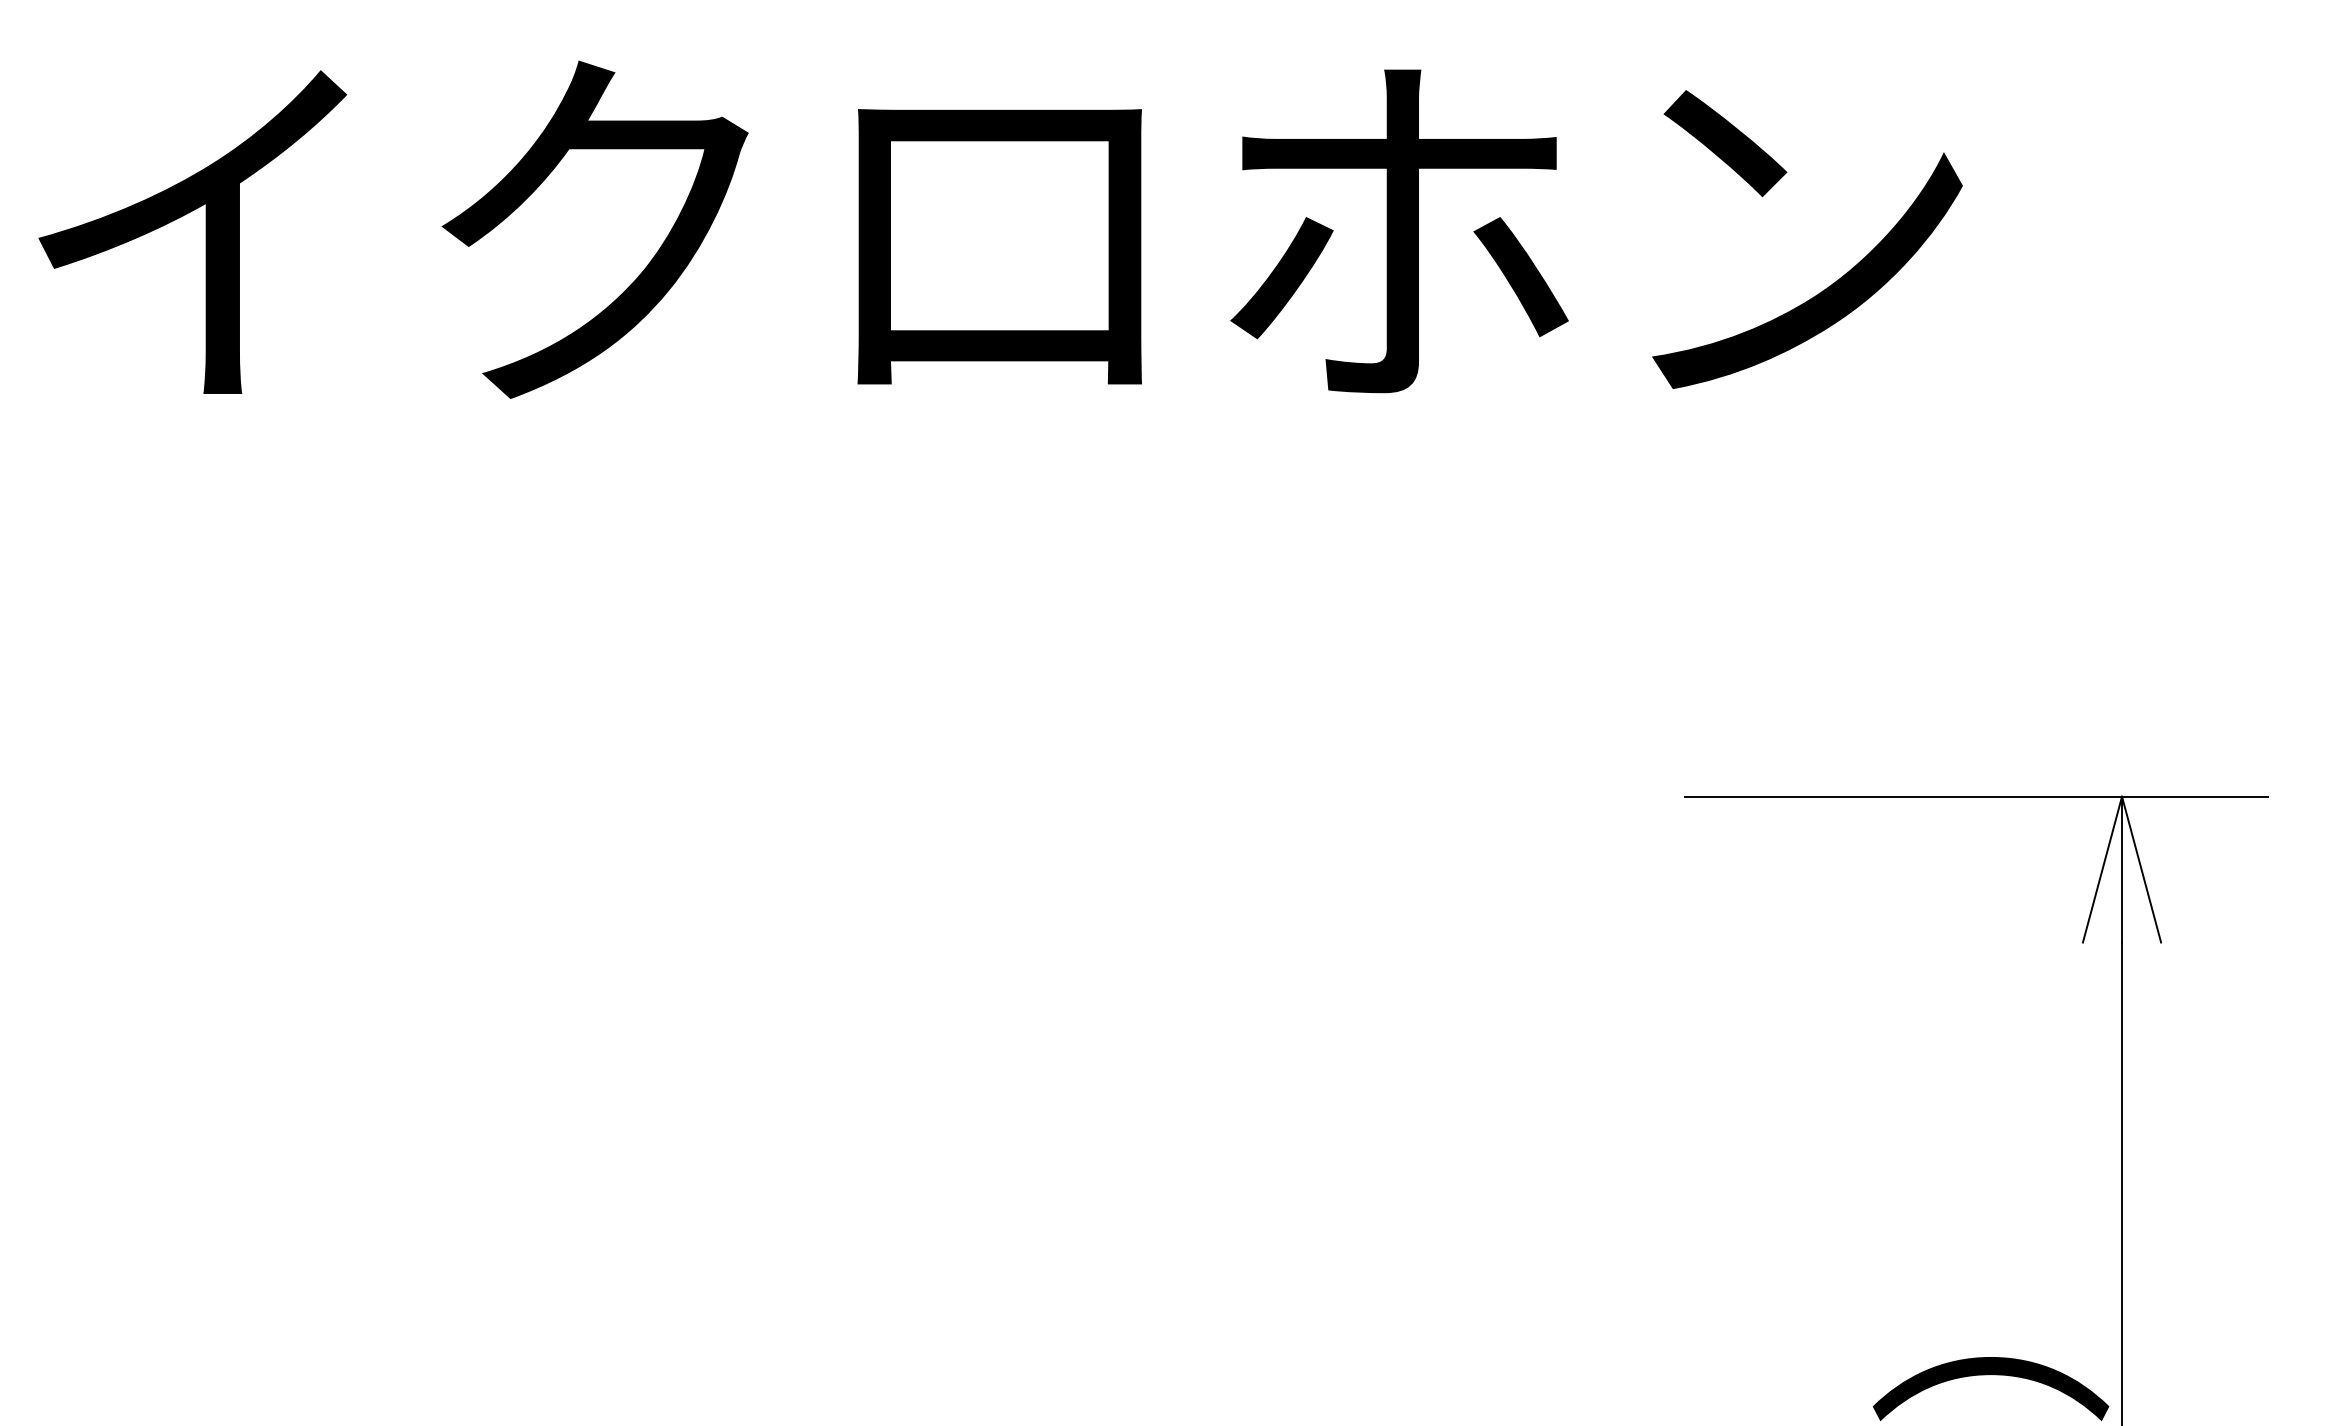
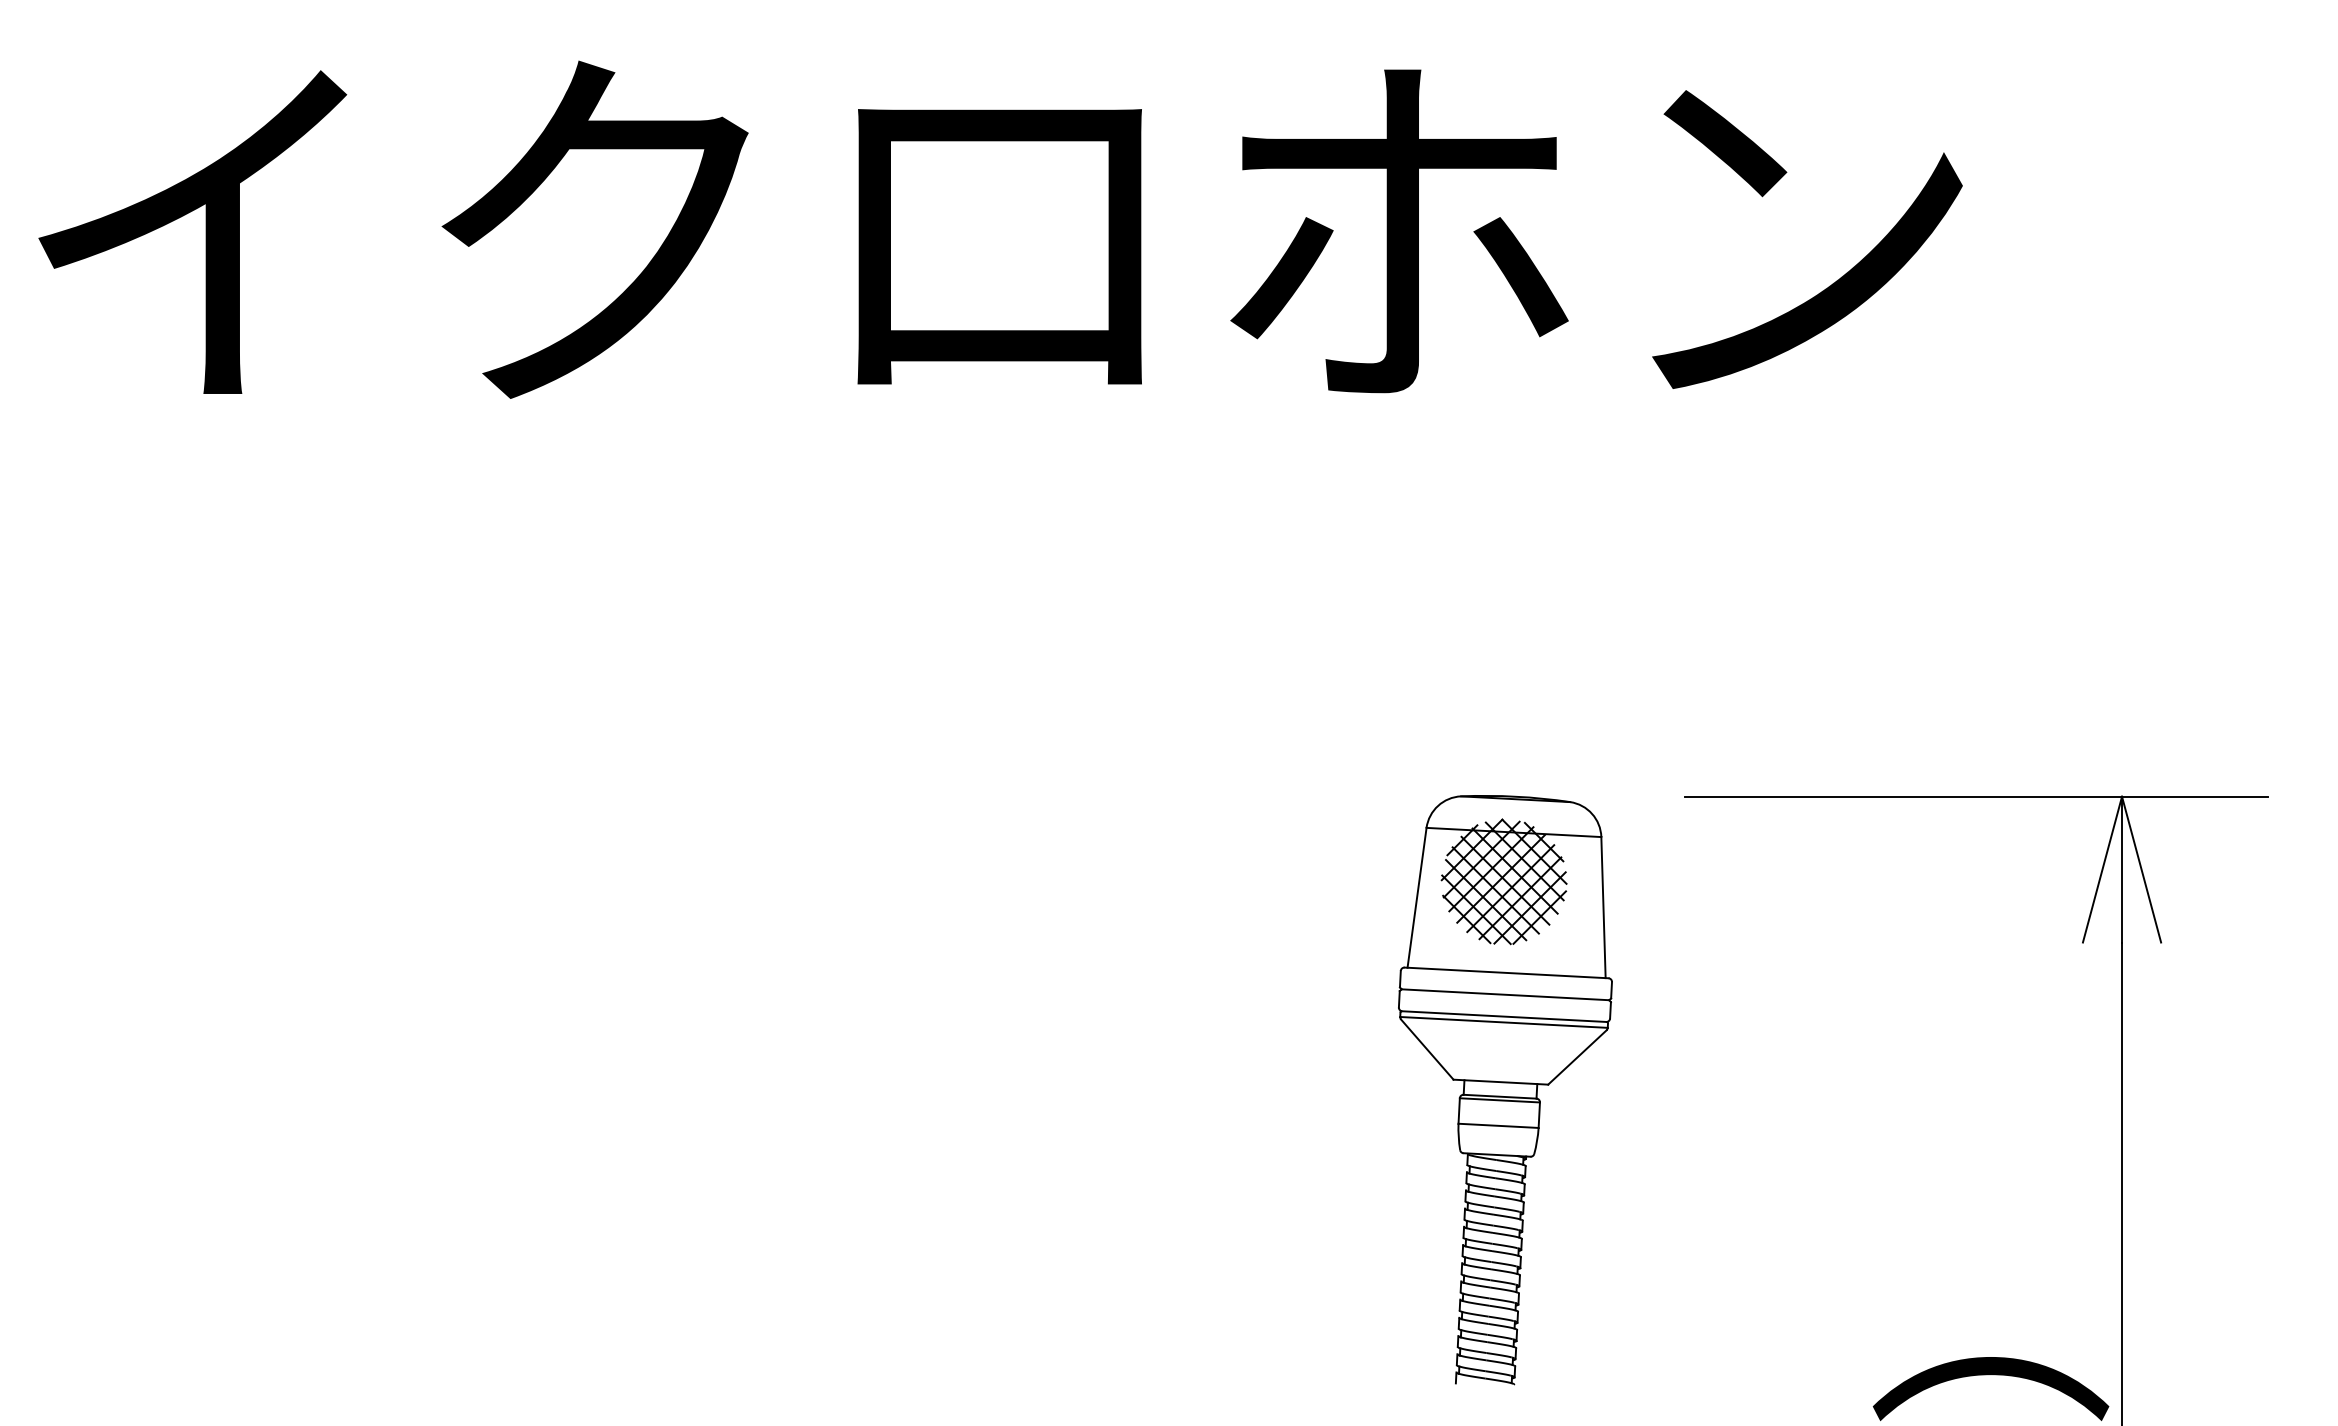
part: none -> present (1505, 1090)
